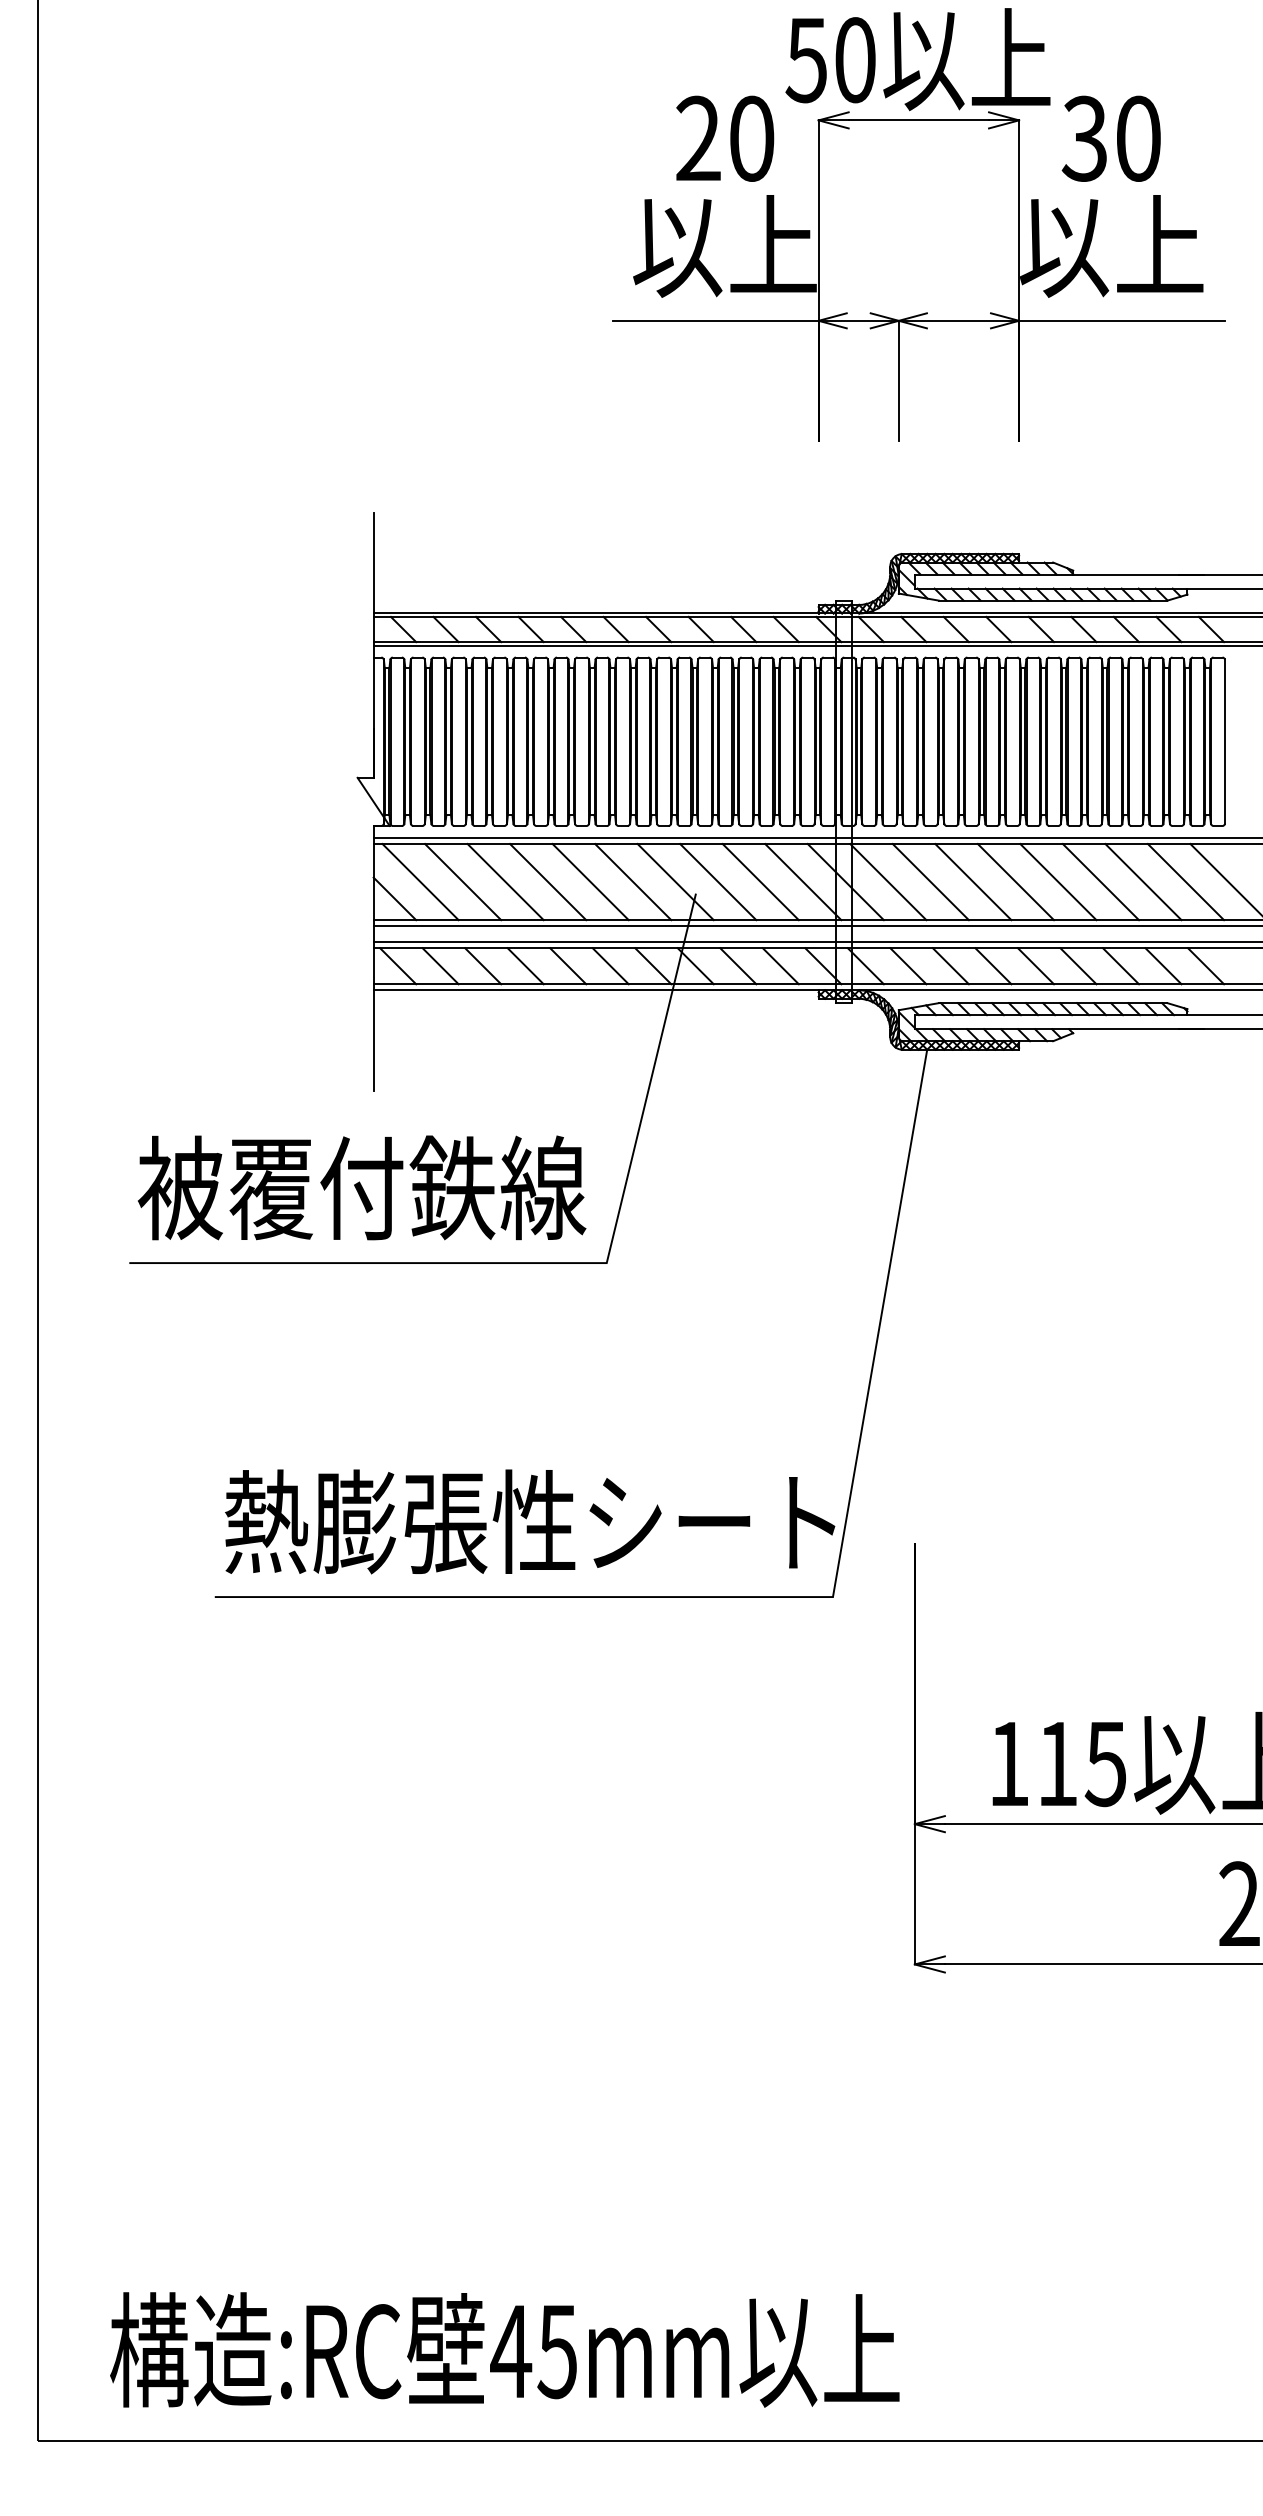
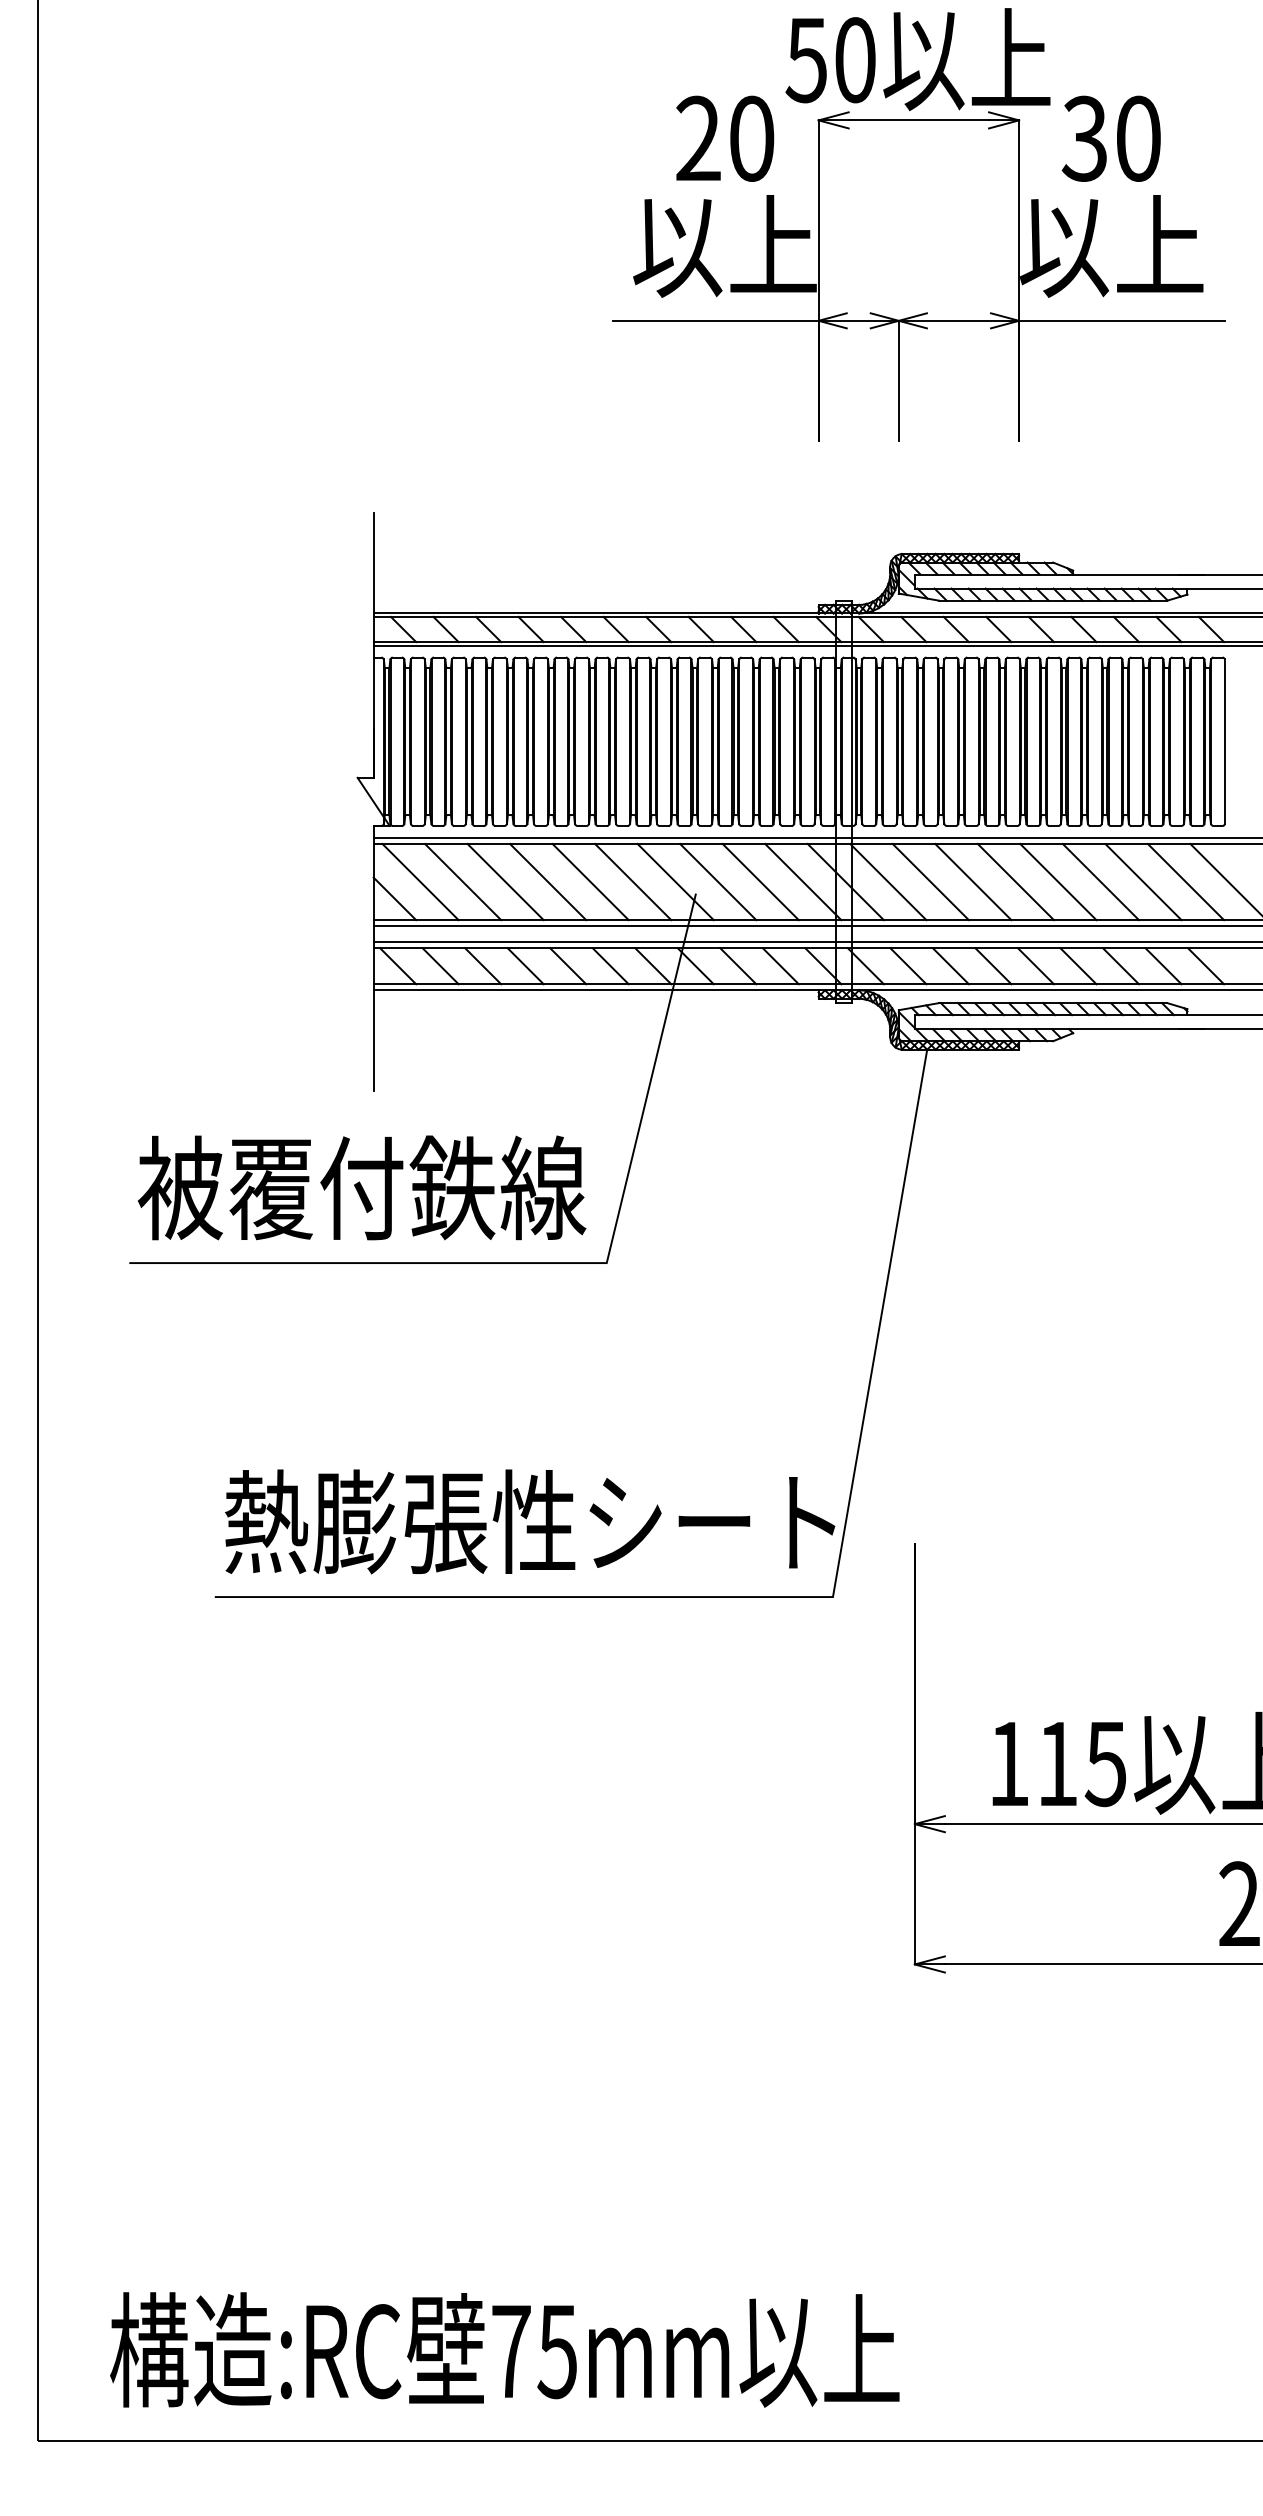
text: 45mm -> 75mm (511, 2351)
